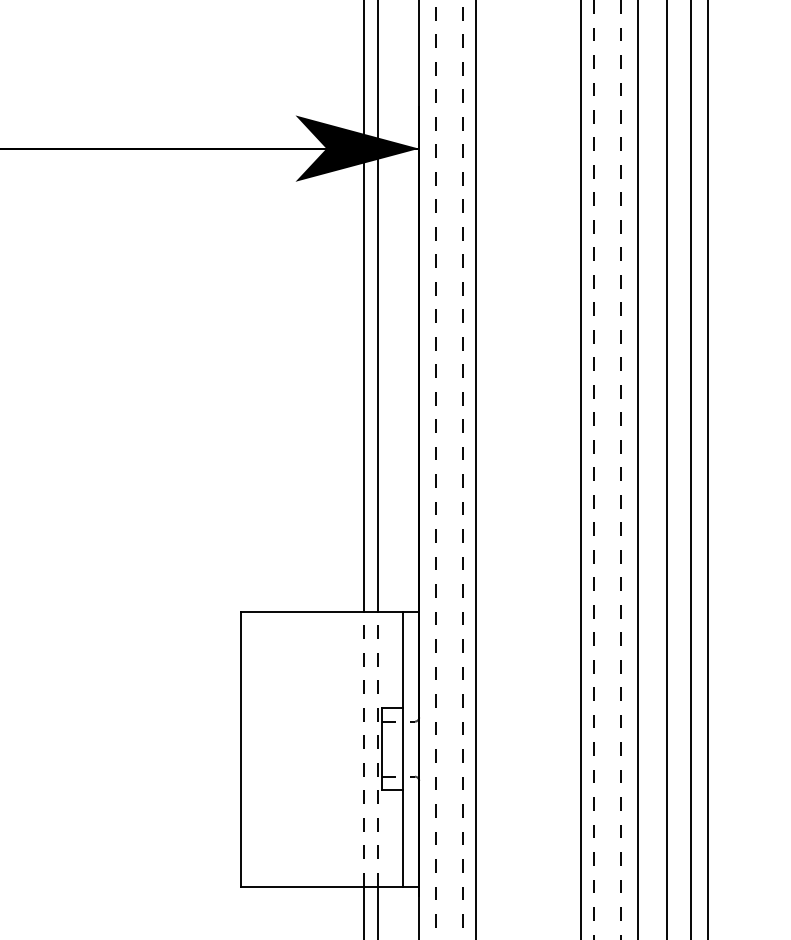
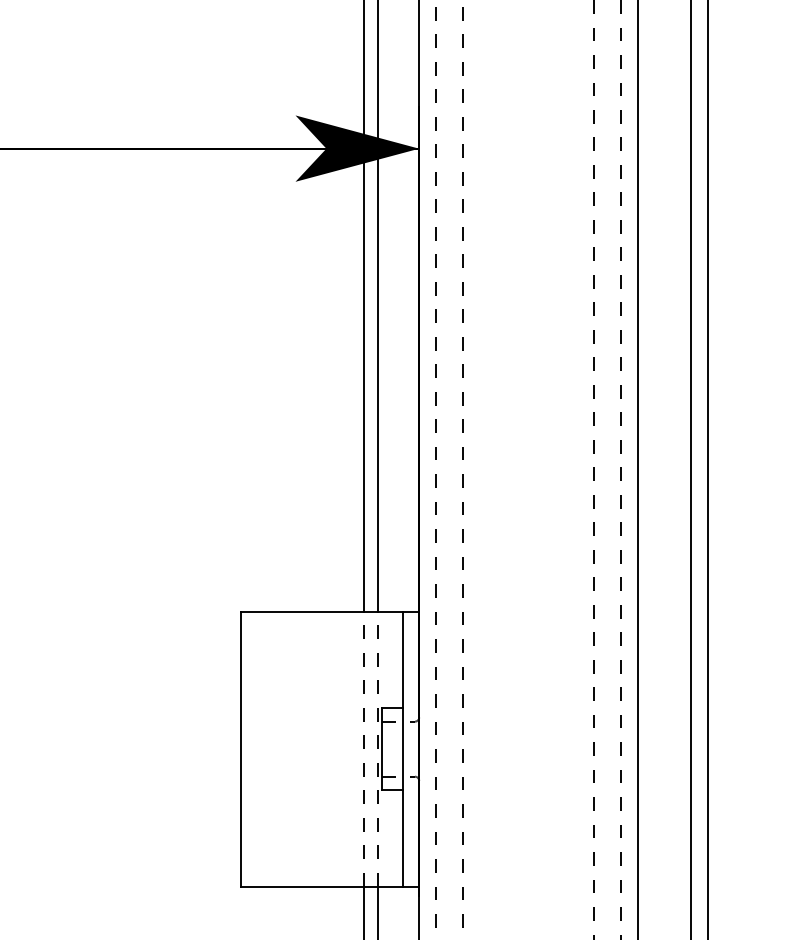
line: present -> none (475, 469)
line: present -> none (581, 469)
line: present -> none (666, 469)
